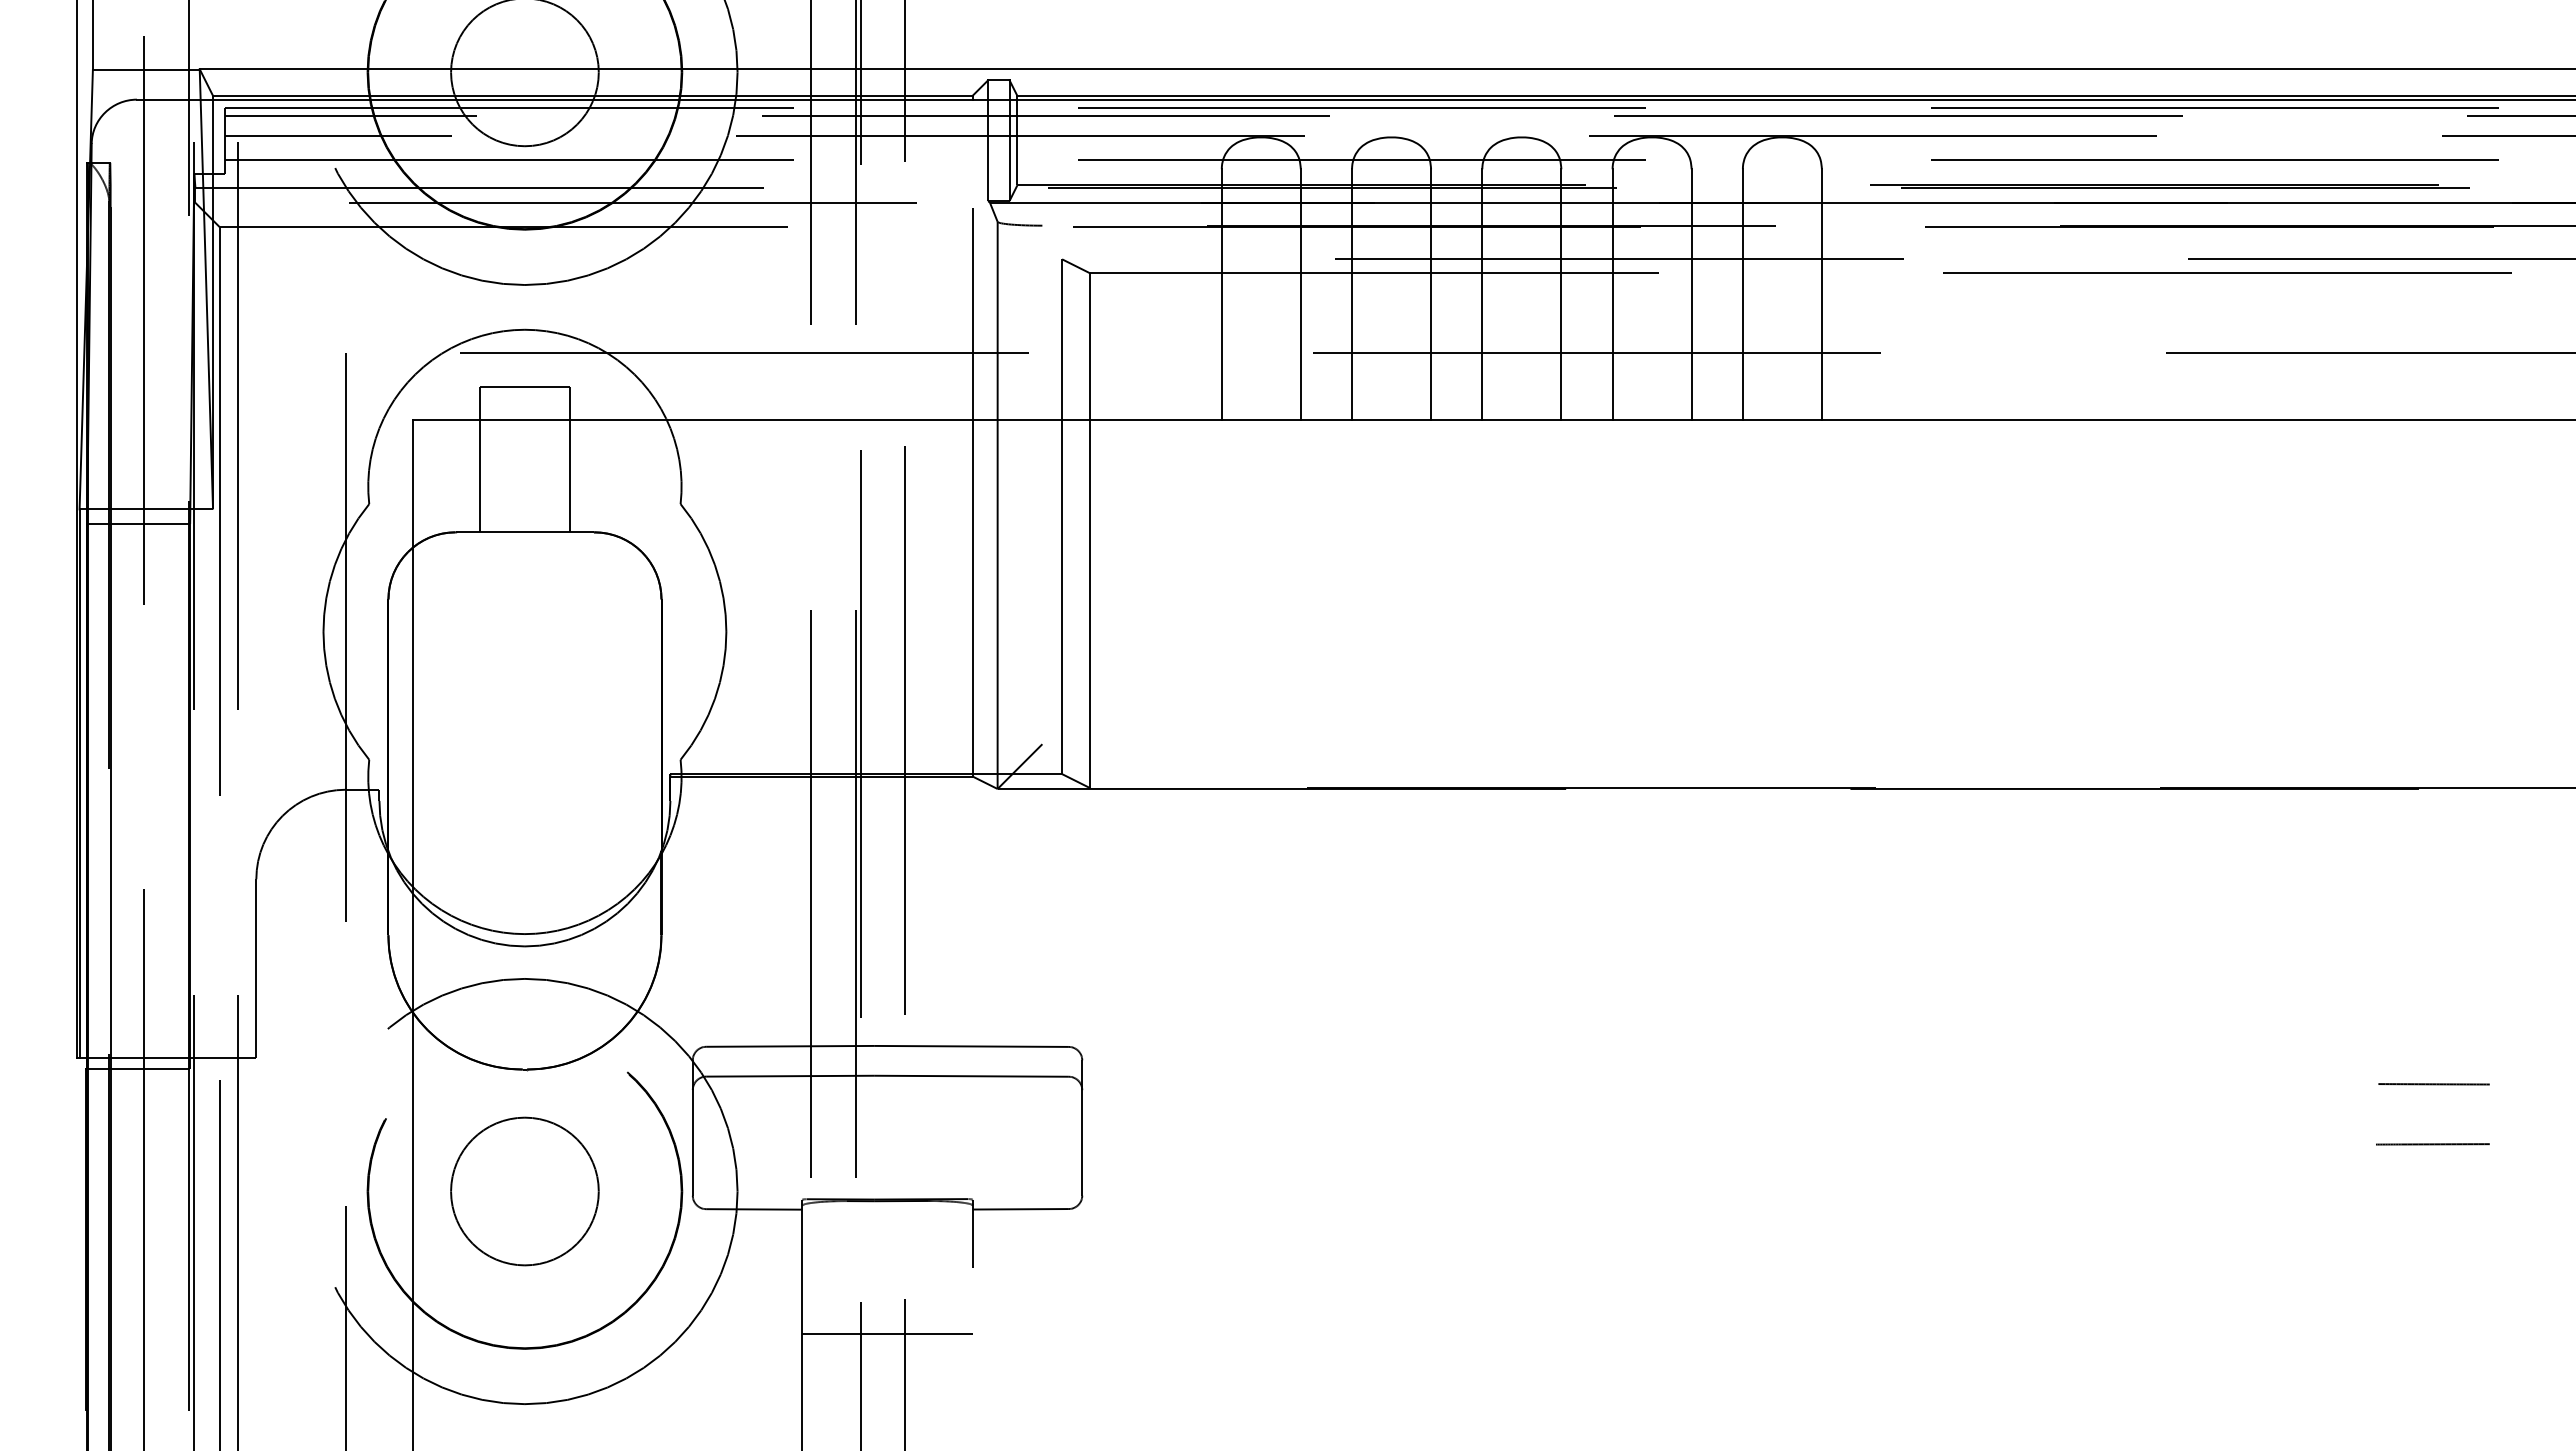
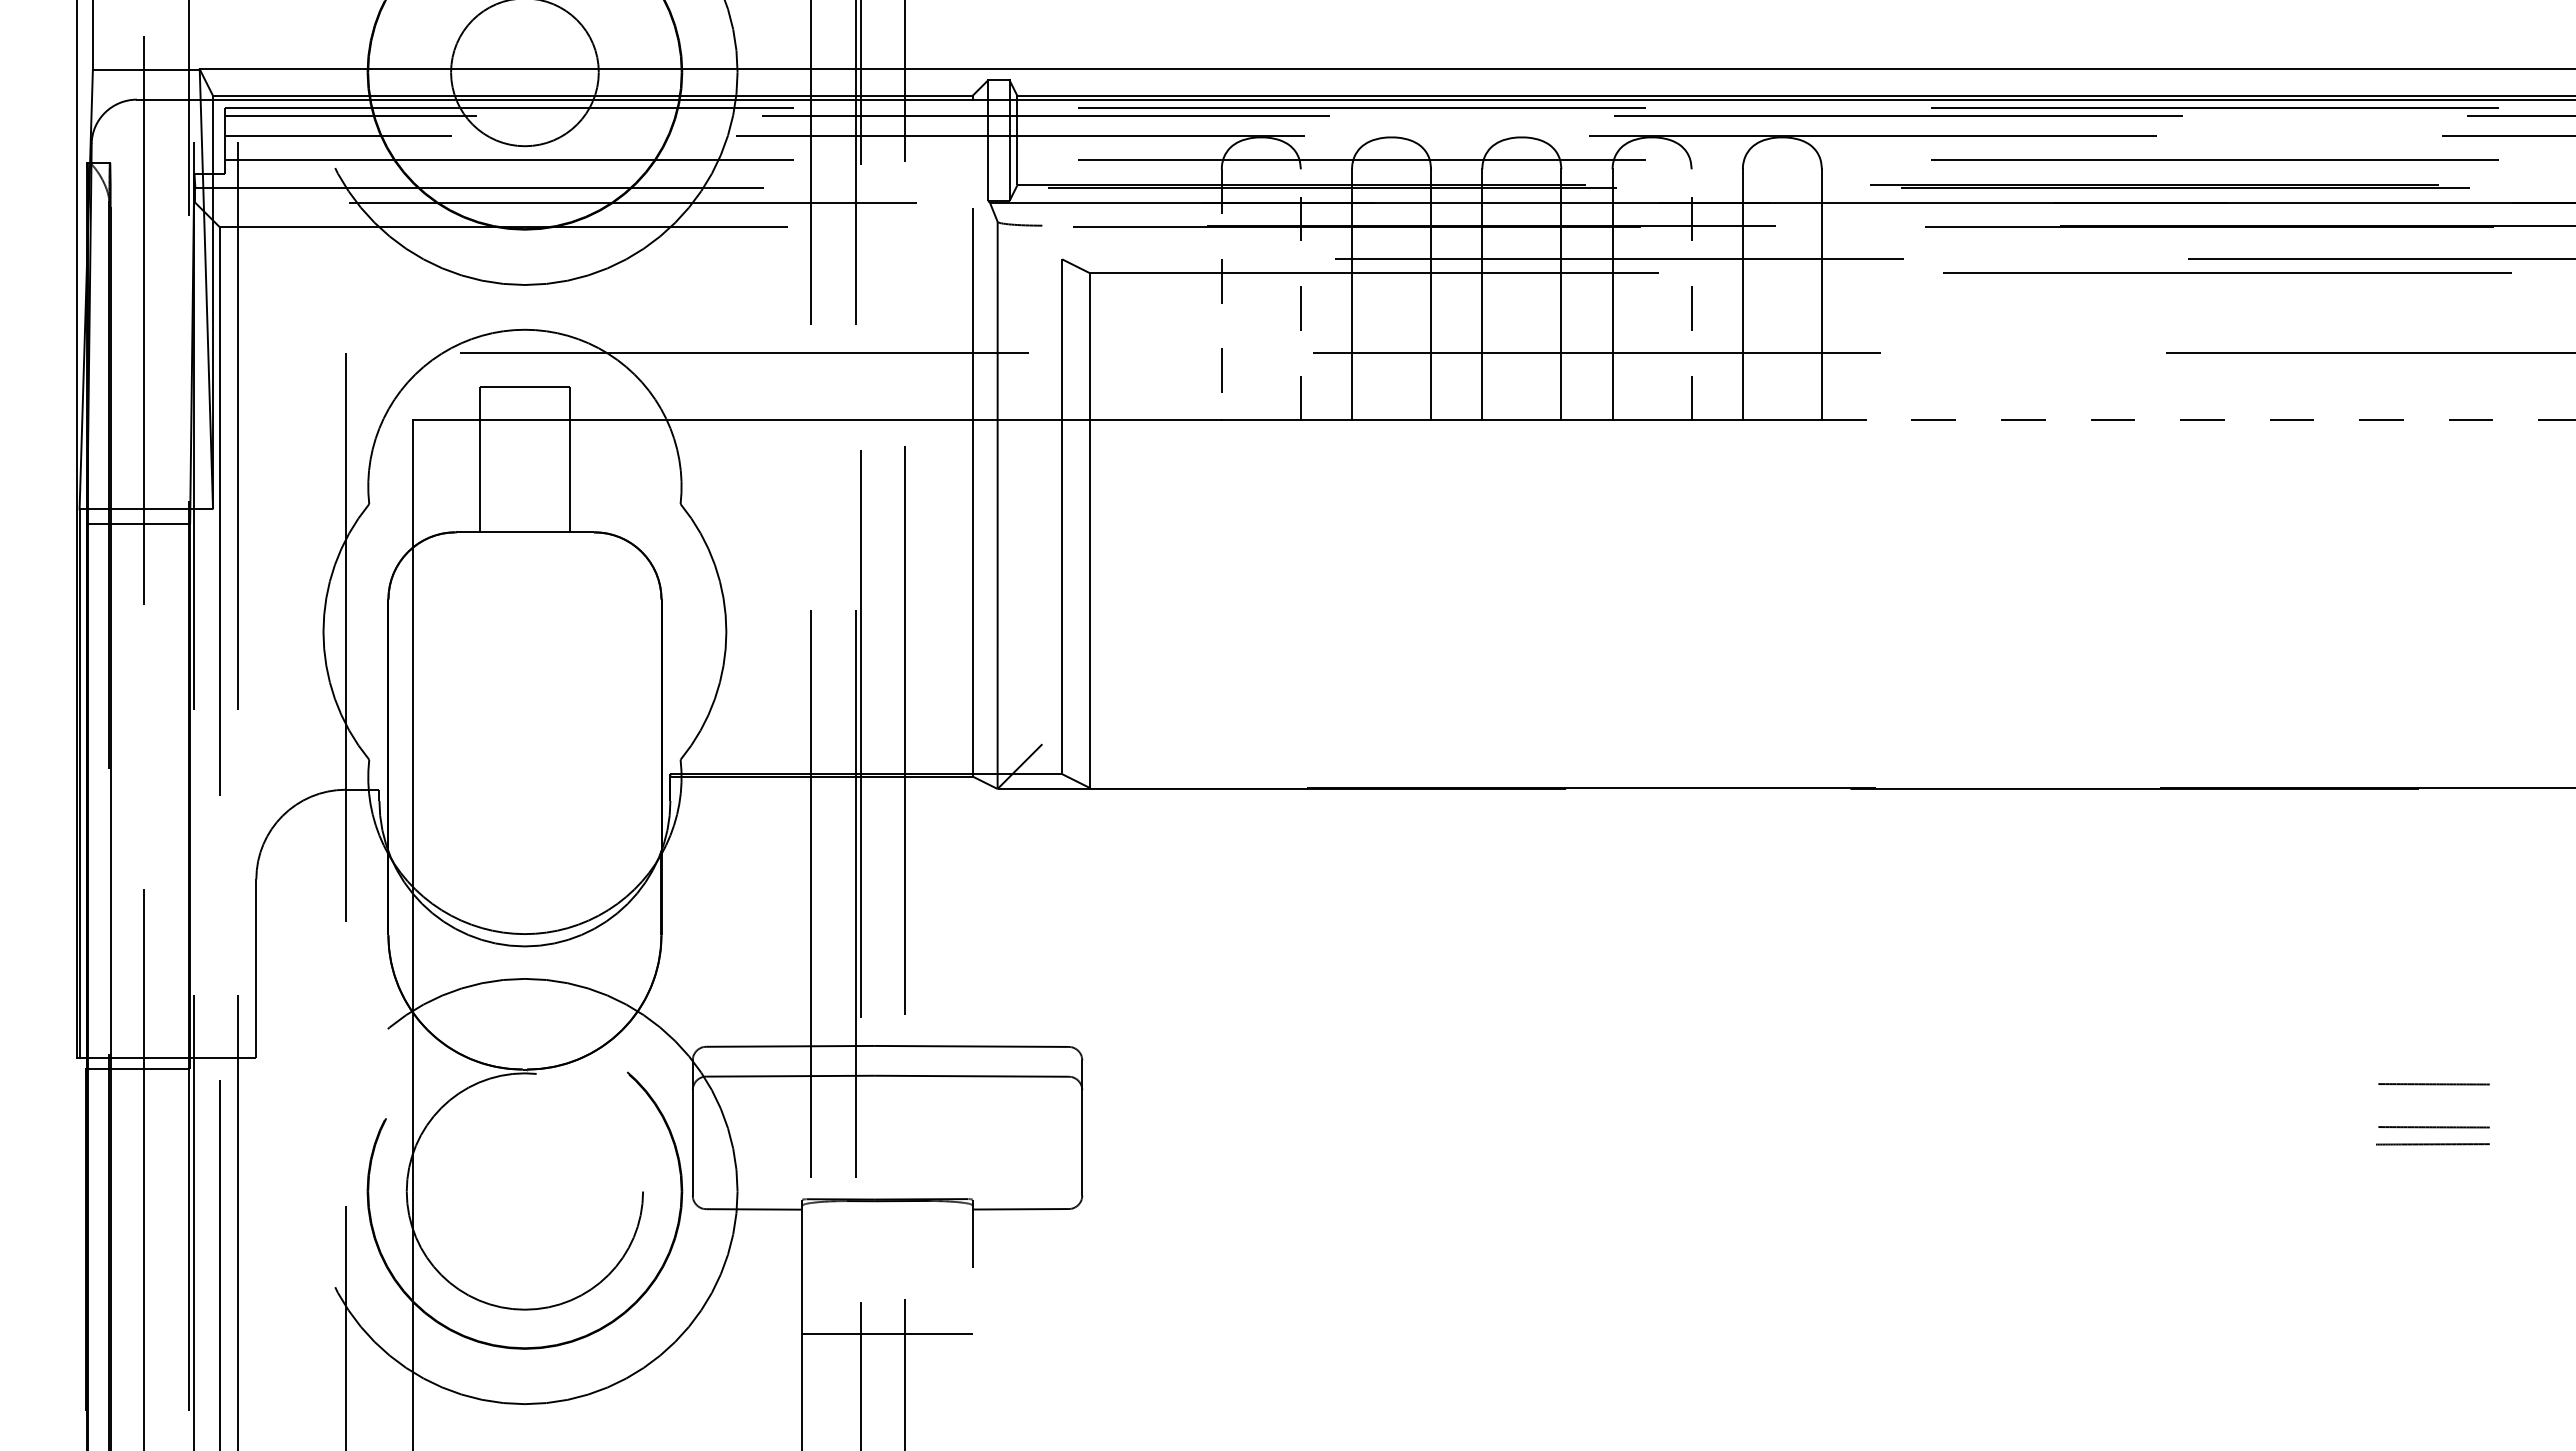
line: solid -> dashed (1221, 294)
line: solid -> dashed (1300, 294)
line: solid -> dashed (1691, 294)
line: solid -> dashed (2198, 420)
line: none -> present (2433, 1127)
circle diameter: 148 px -> 236 px (524, 1191)
